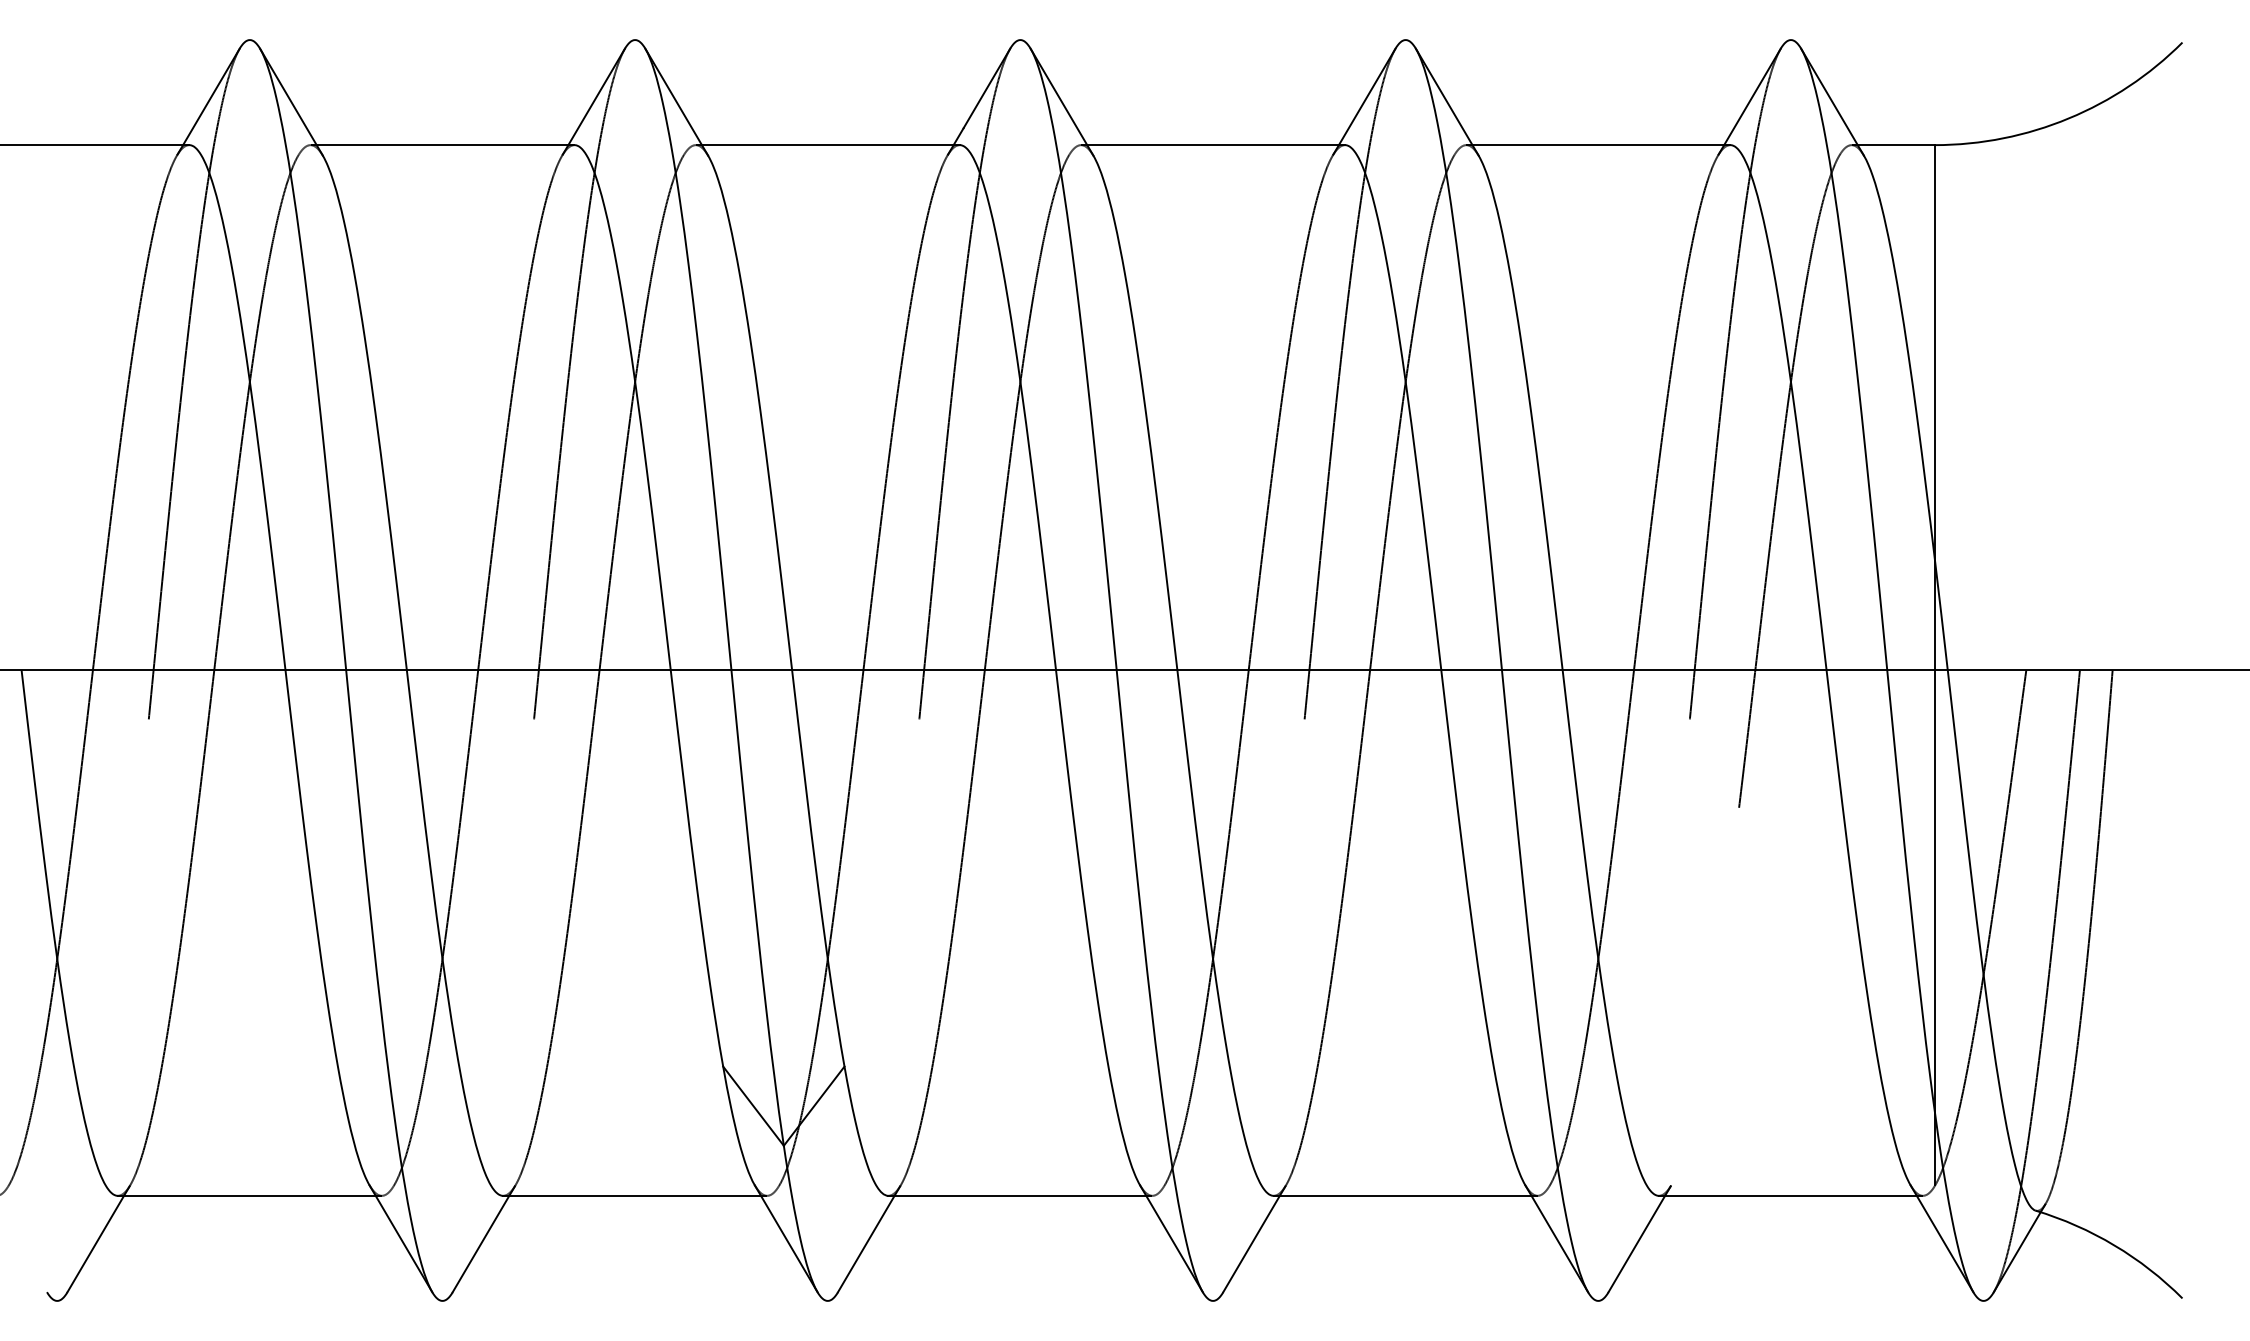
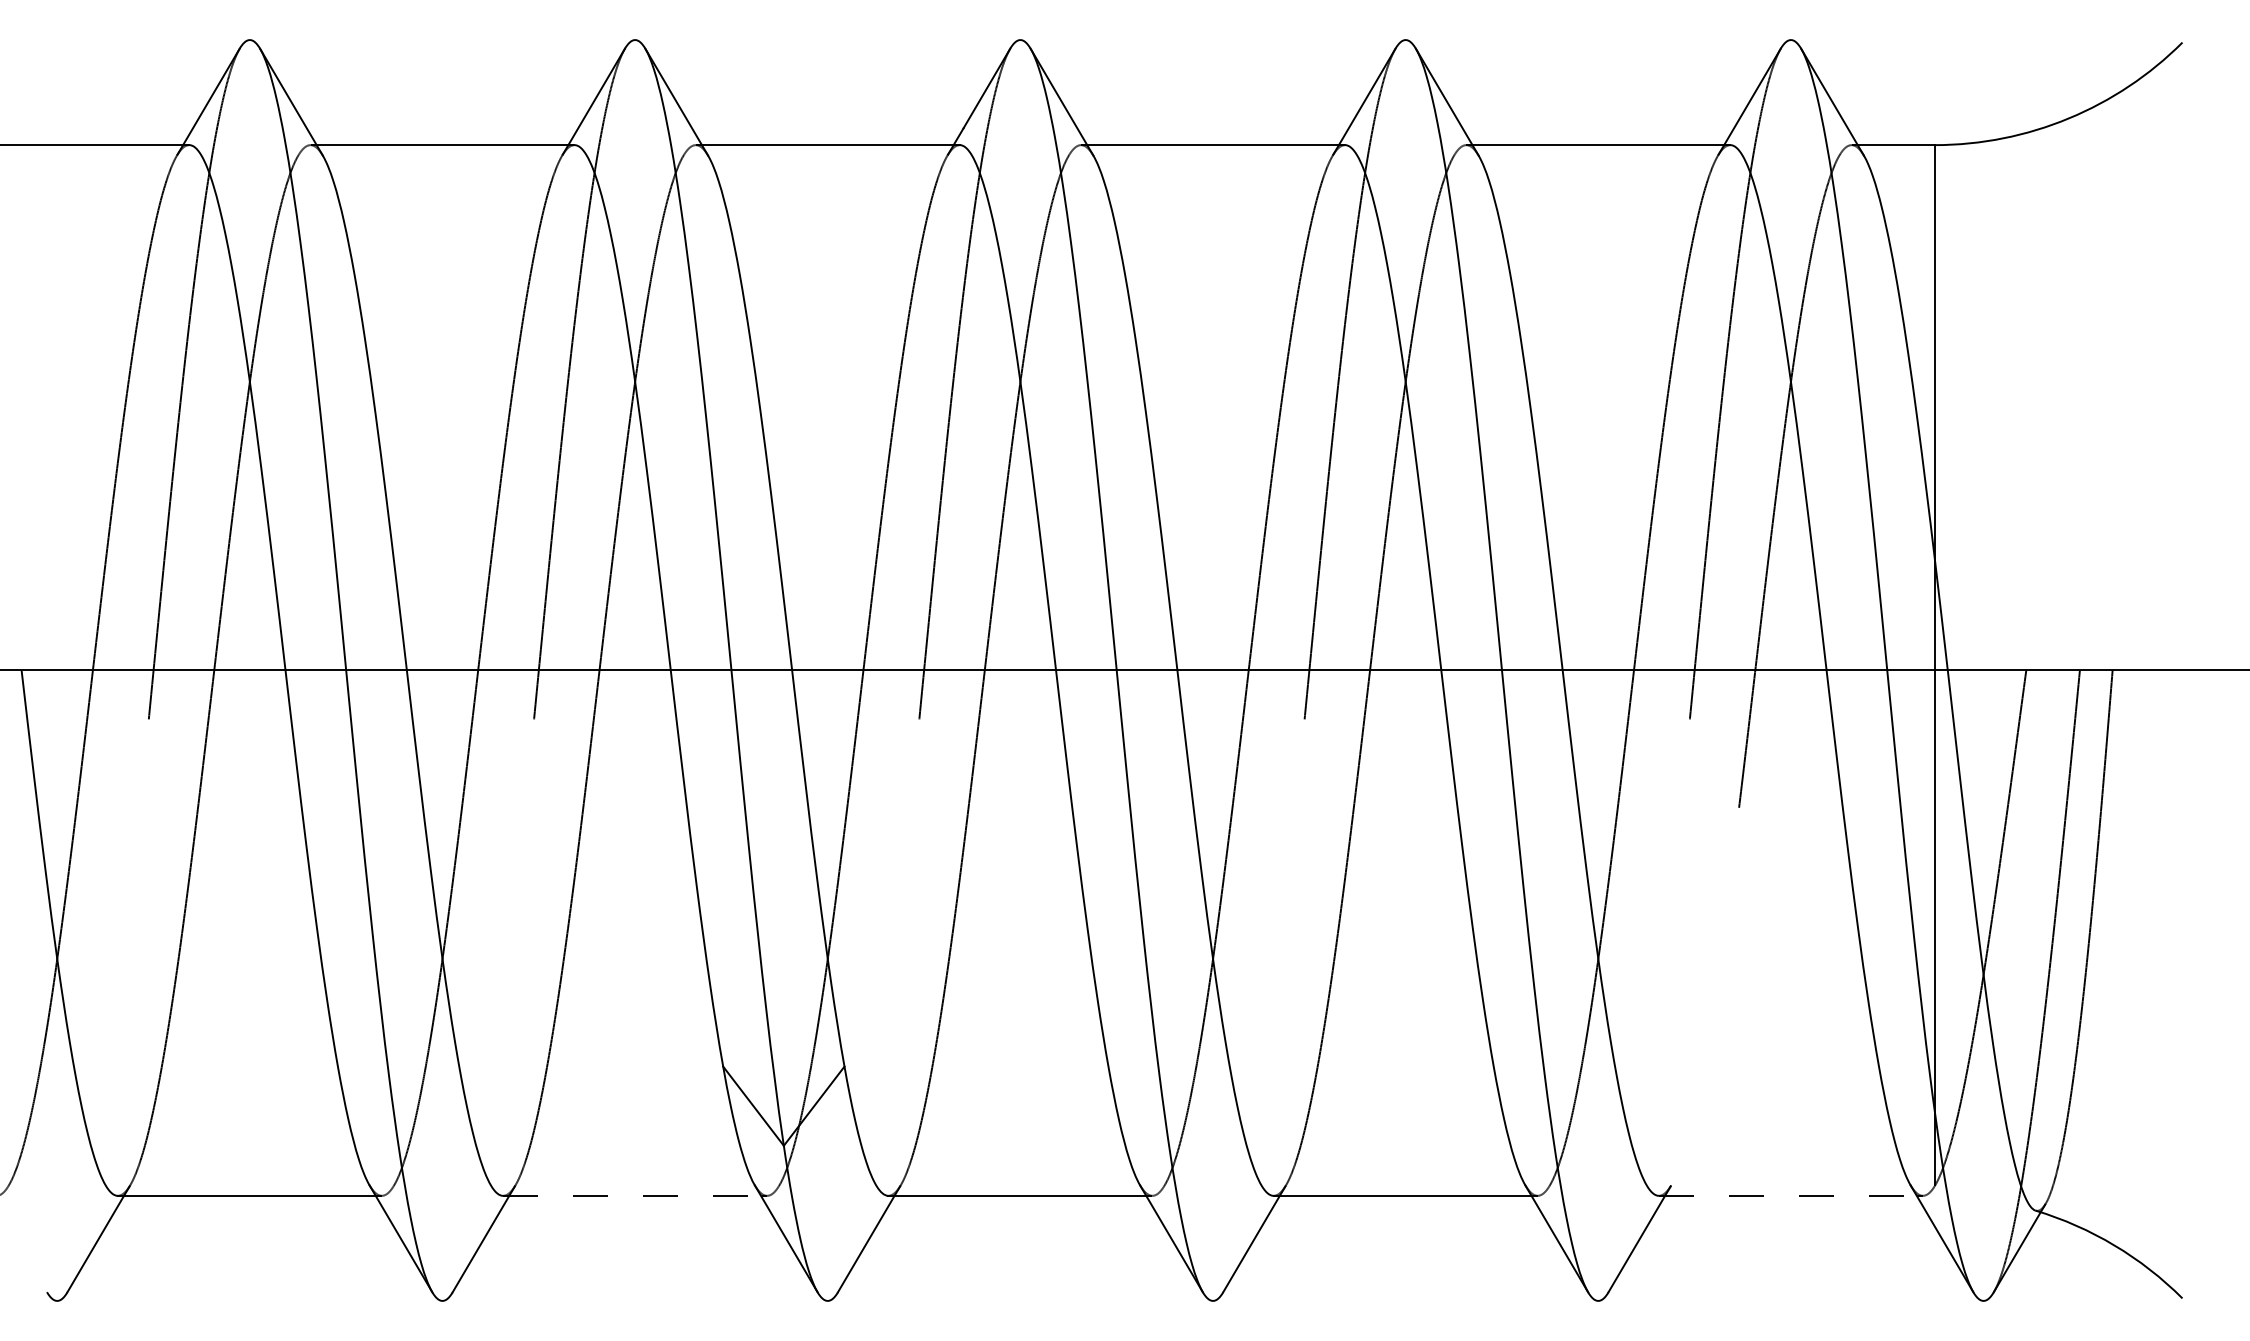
line: solid -> dashed (632, 1195)
line: solid -> dashed (1787, 1195)
